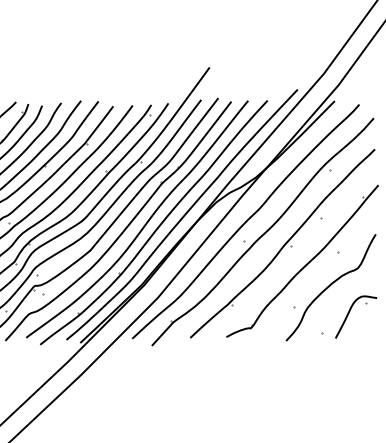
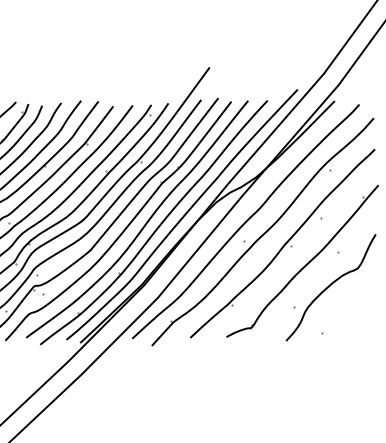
part: present -> none (349, 313)
